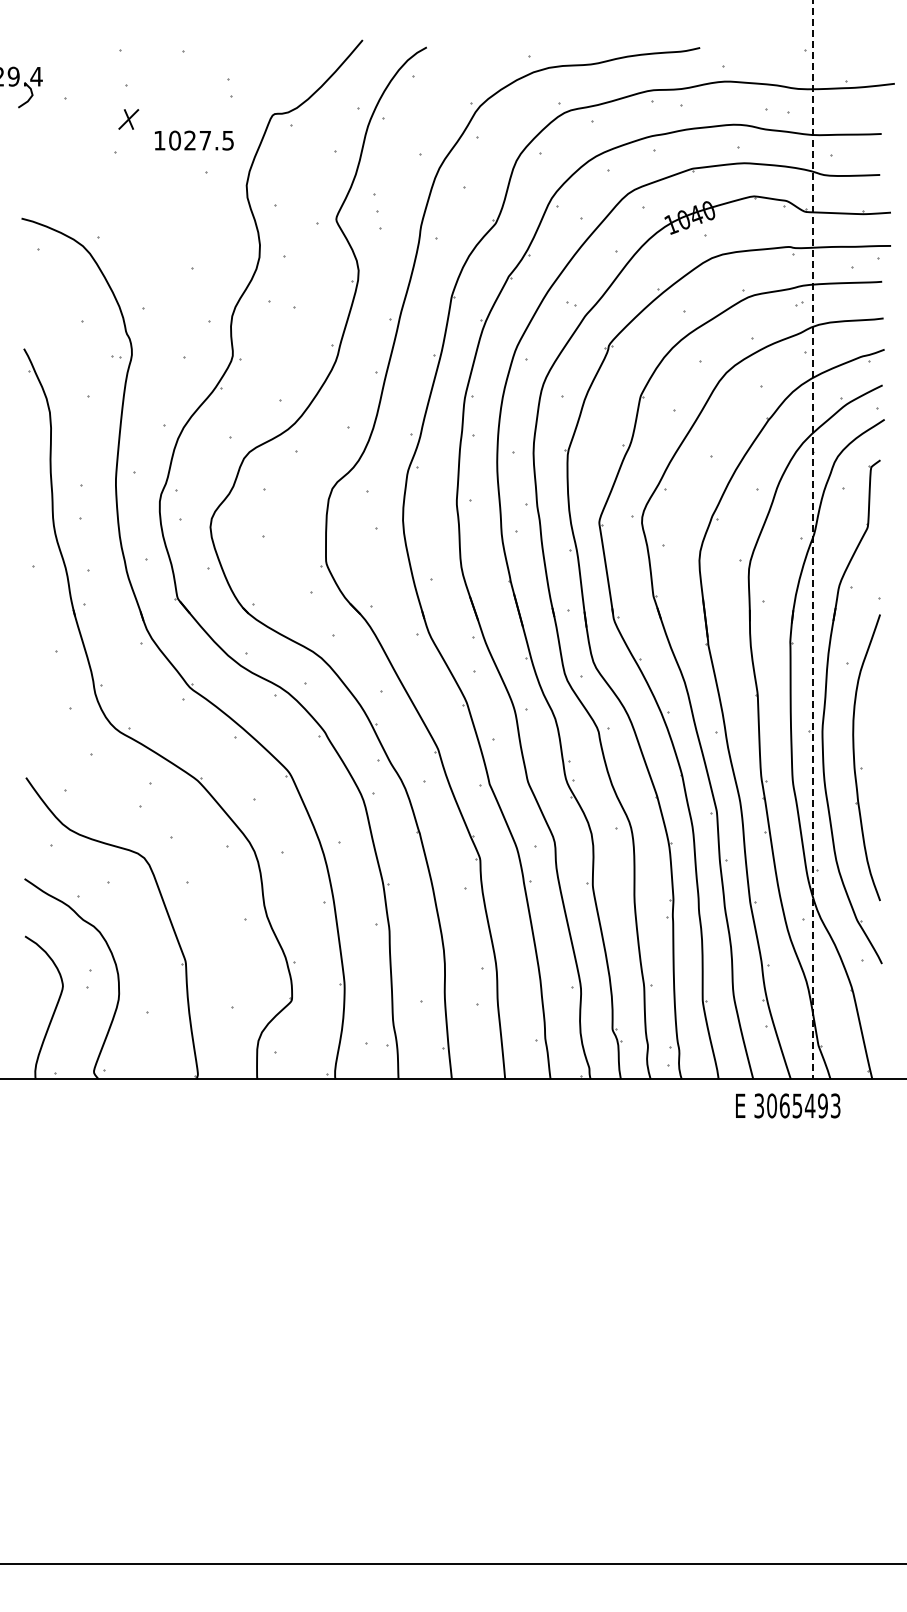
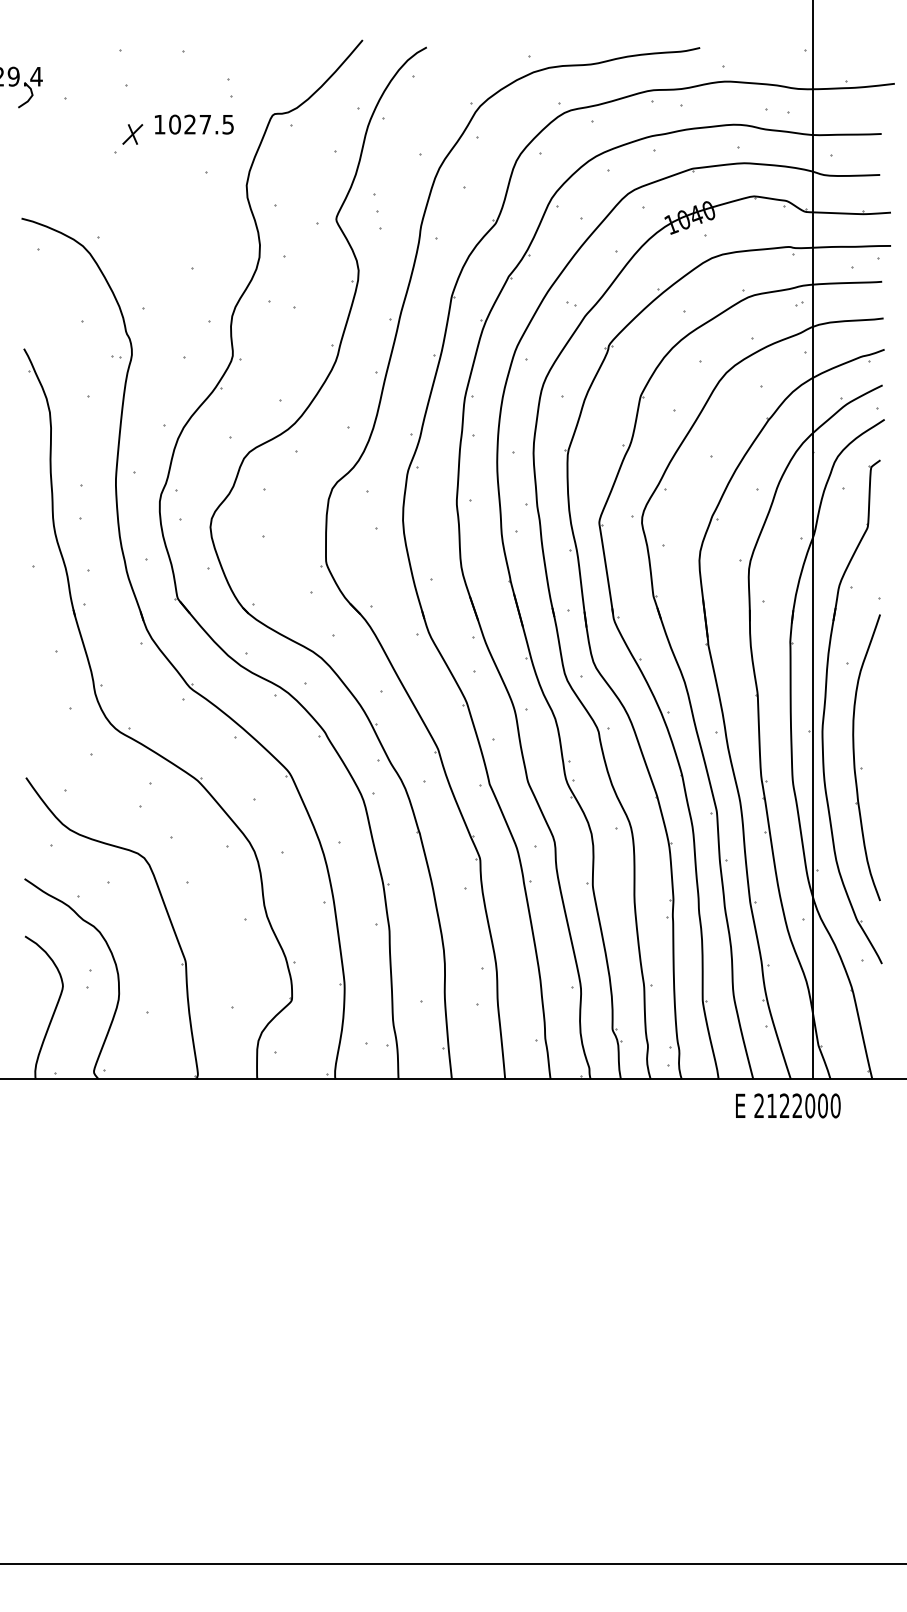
part position: (128, 119) -> (132, 134) (132, 134)
text position: (194, 140) -> (194, 124) (194, 124)
line: dashed -> solid (812, 540)
text: 3065493 -> 2122000 (797, 1105)
